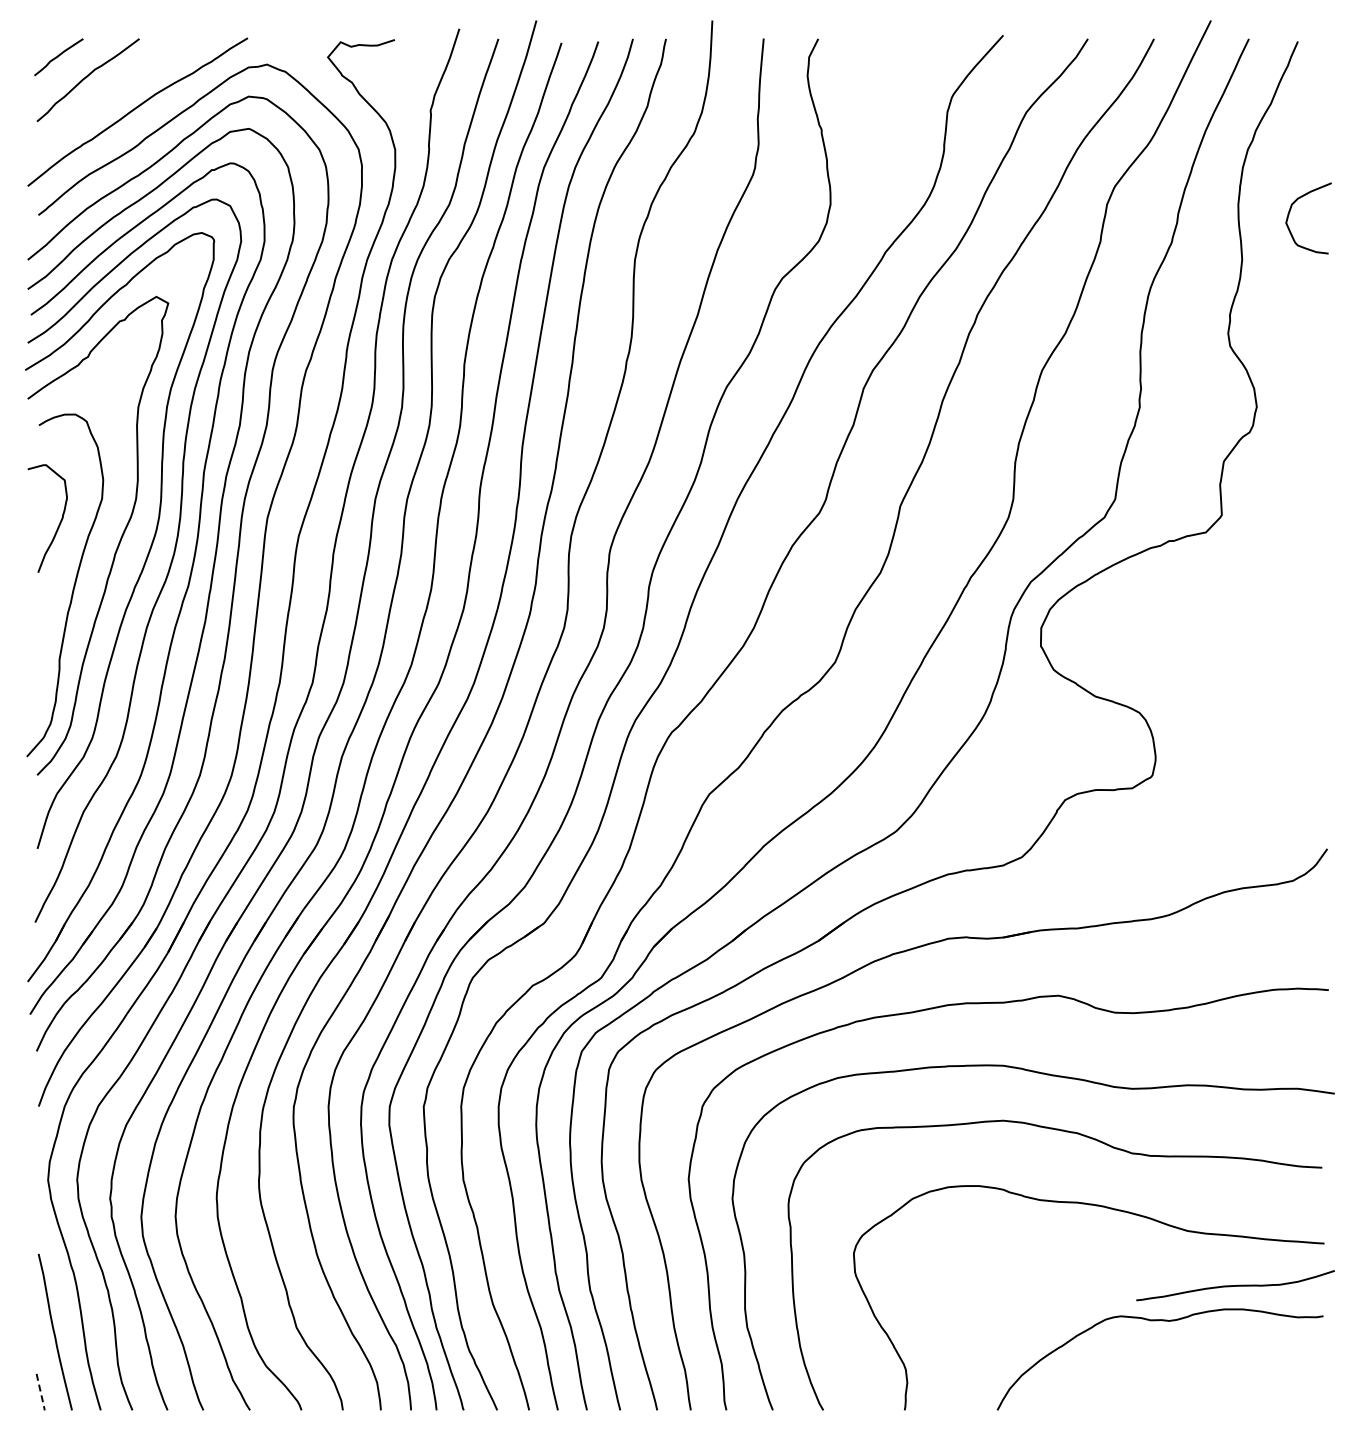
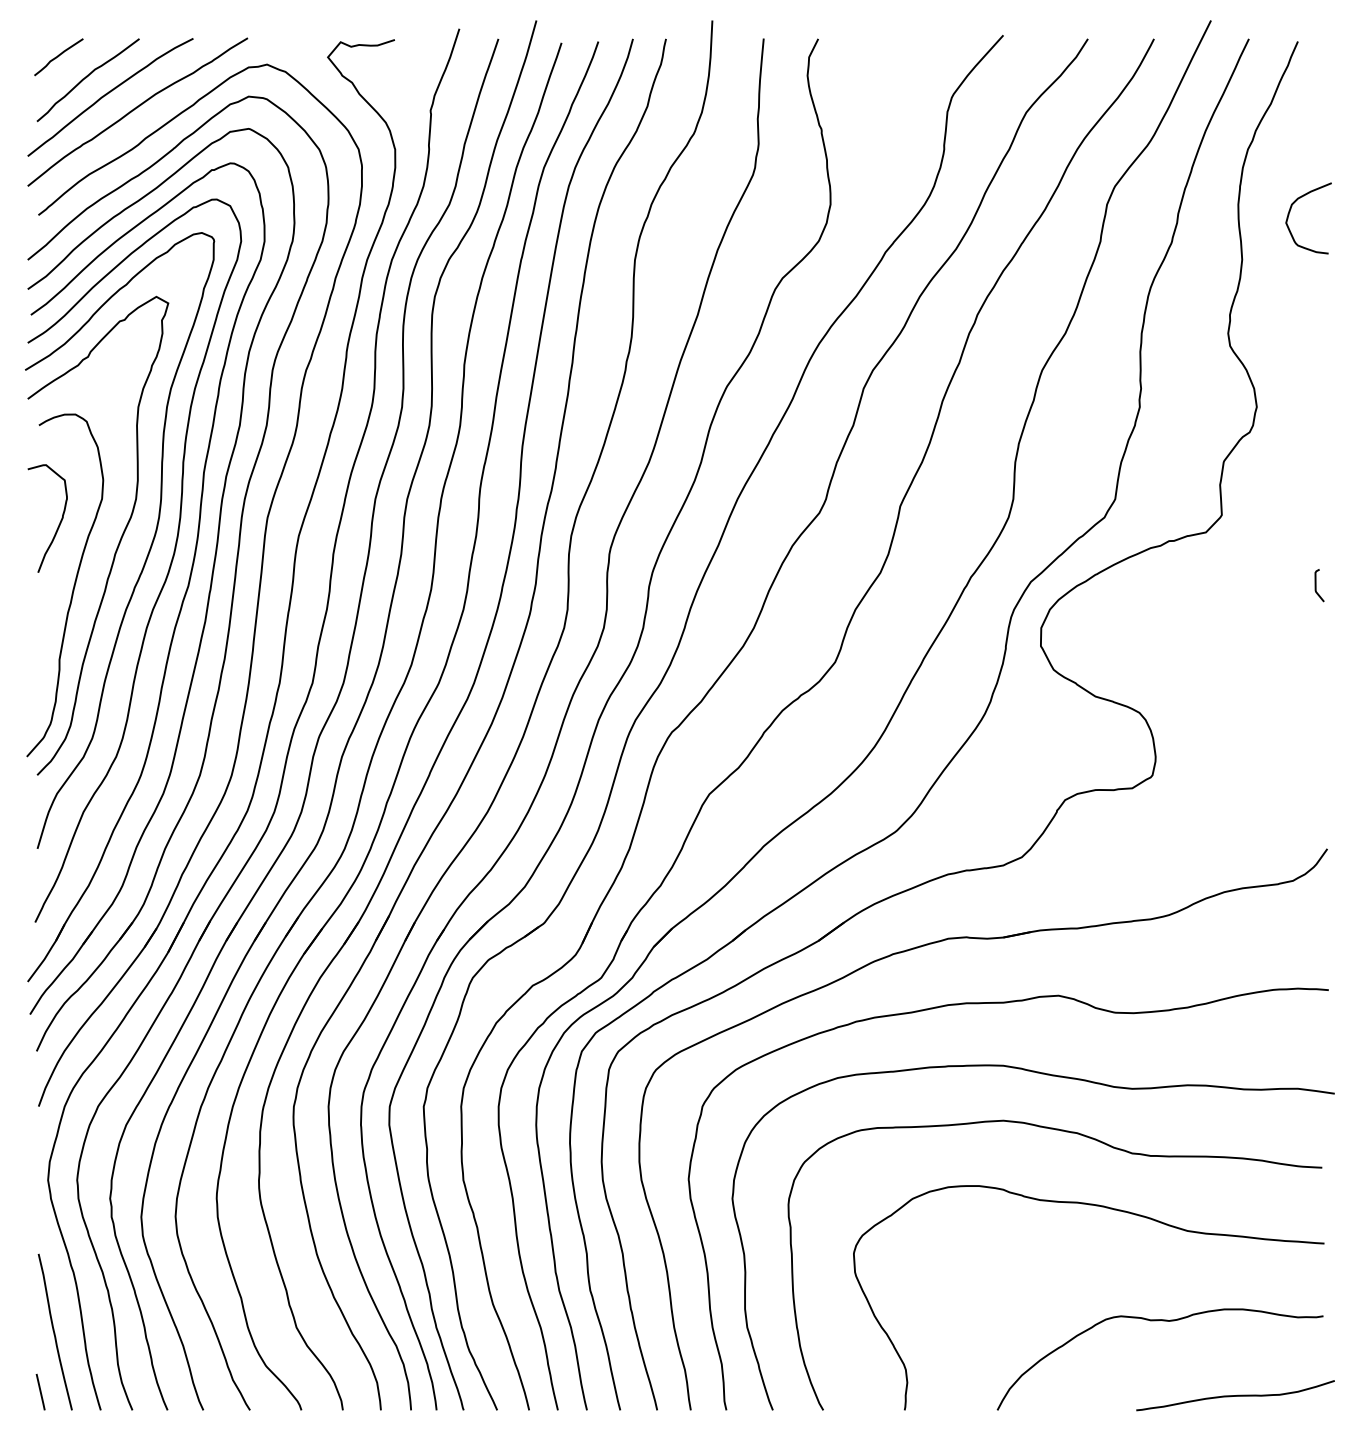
curve: none -> present (109, 93)
curve: none -> present (1316, 585)
curve position: (1235, 1285) -> (1235, 1395) (1235, 1395)
line: dashed -> solid (41, 1393)
